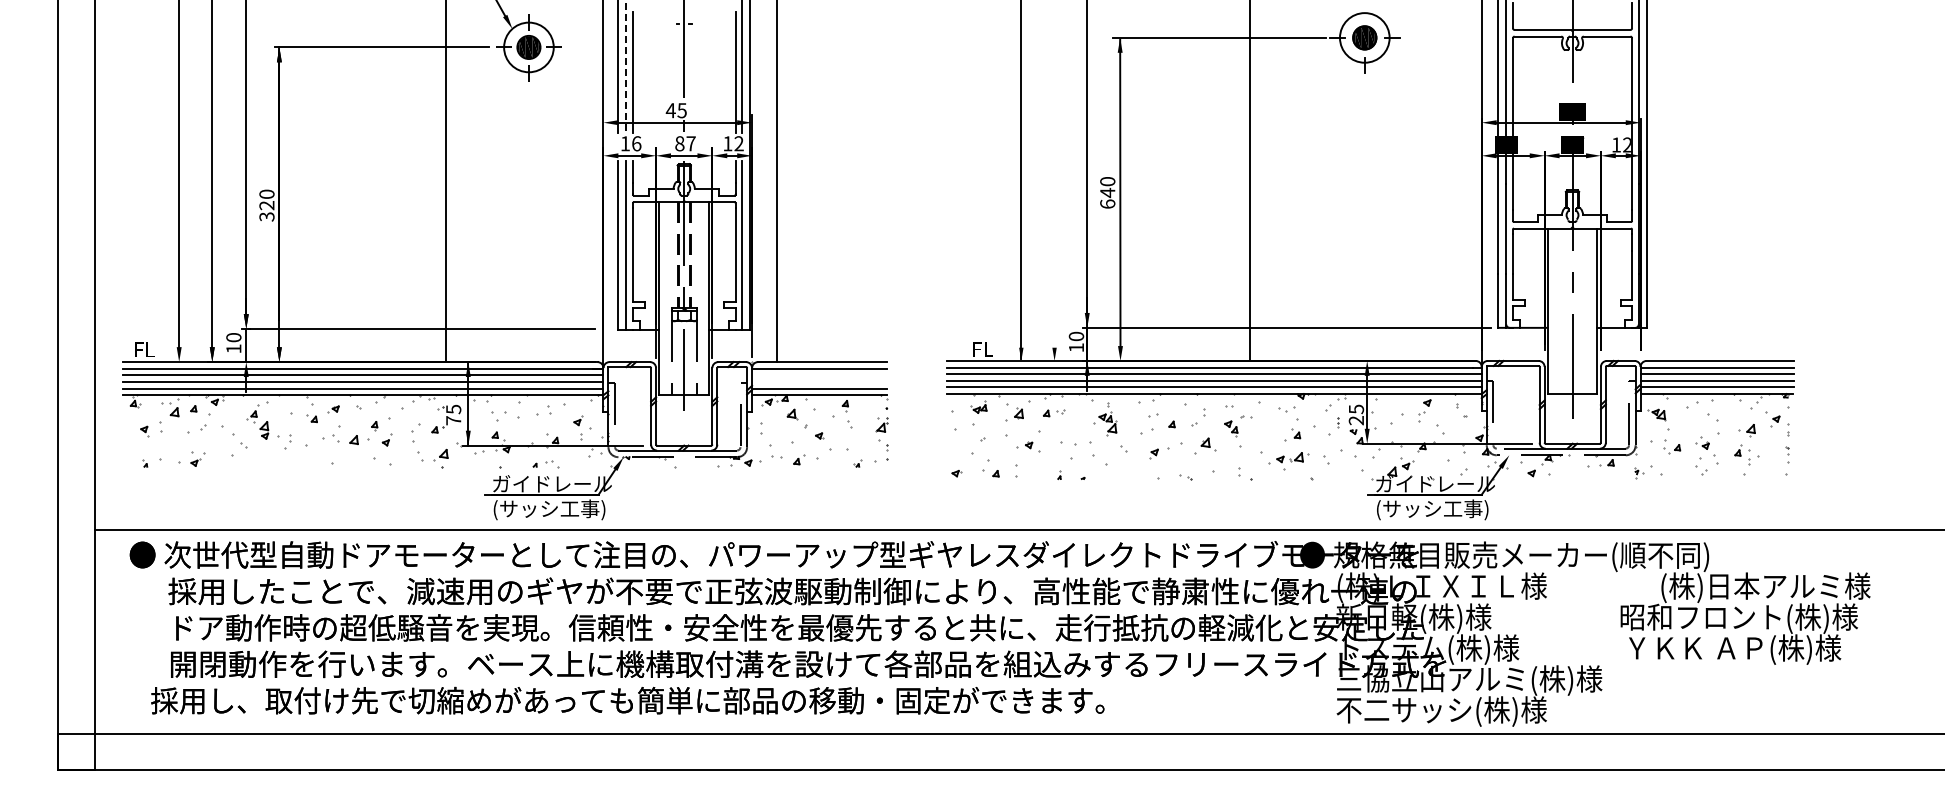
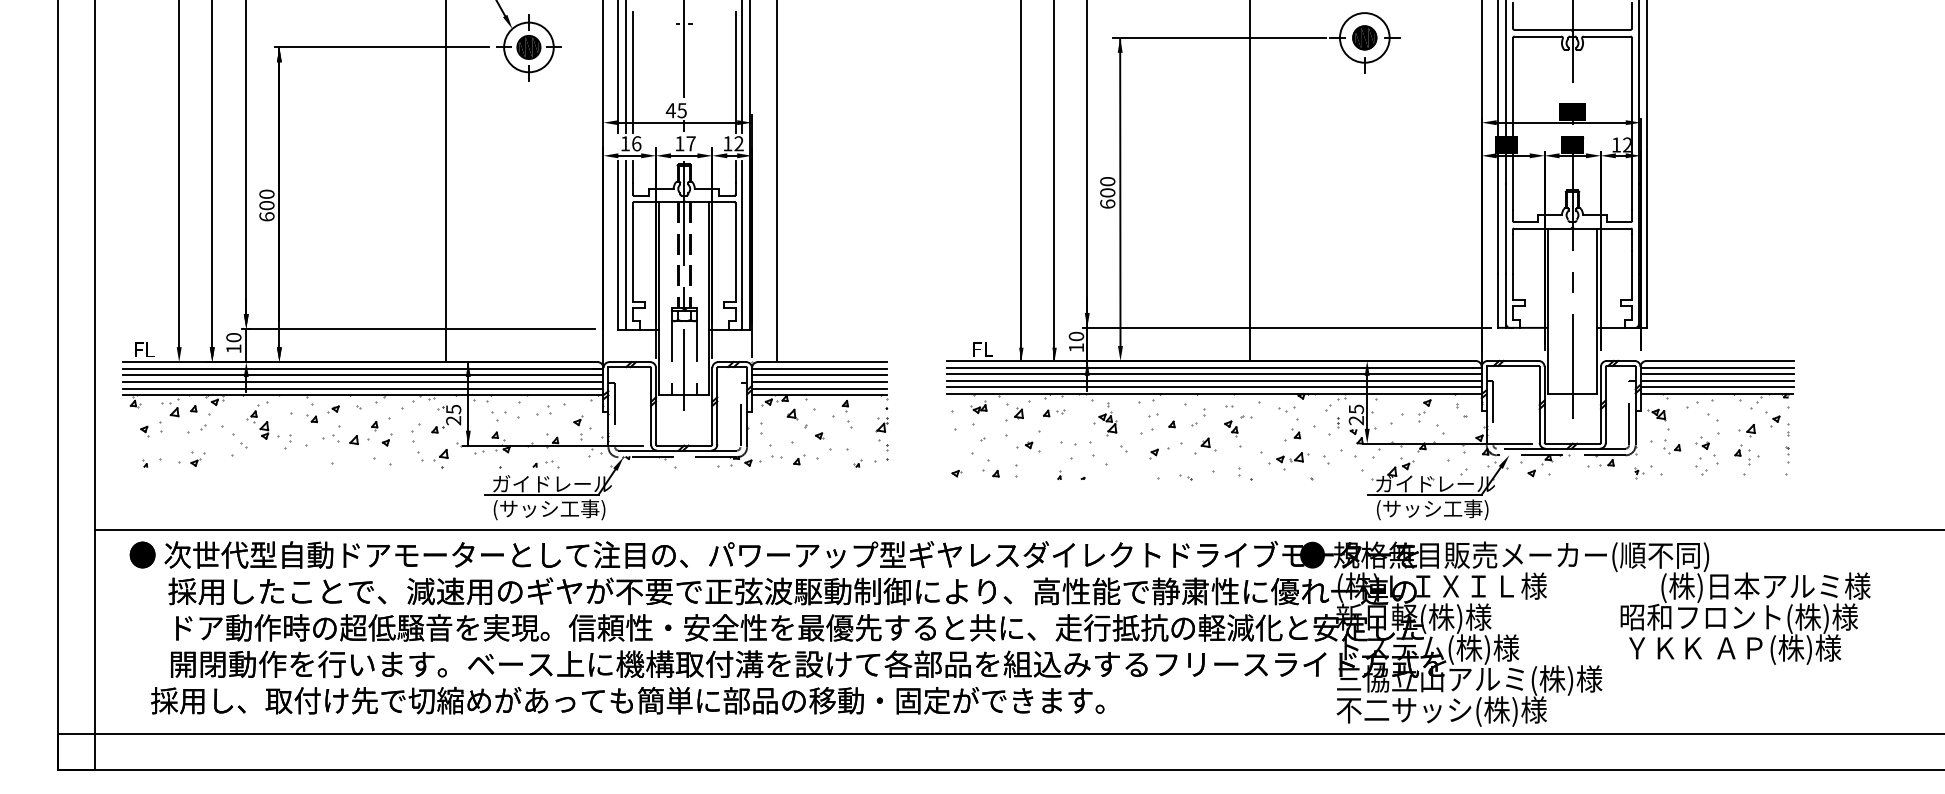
line: dashed -> solid (626, 67)
text: 87 -> 17 (679, 143)
line: none -> present (1054, 180)
text: 640 -> 600 (1107, 192)
text: 320 -> 600 (266, 211)
line: none -> present (819, 375)
line: none -> present (819, 381)
text: 75 -> 25 (453, 420)
